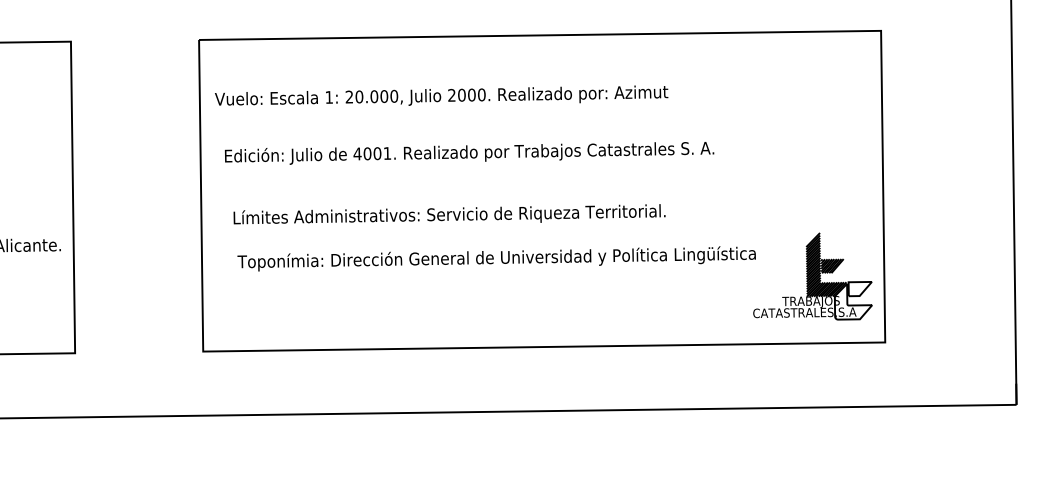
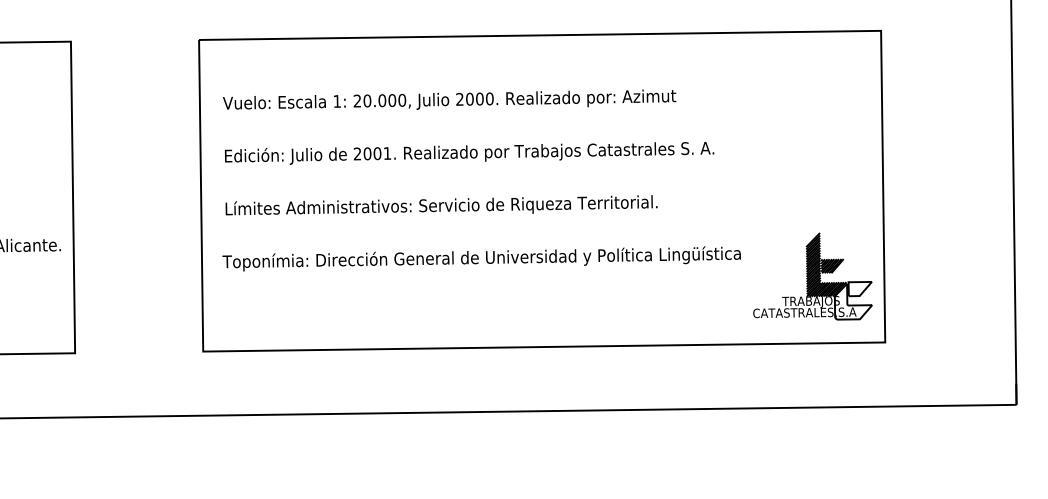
text position: (441, 95) -> (449, 99) (449, 99)
text: 4001. -> 2001. (357, 153)
text position: (449, 214) -> (441, 205) (441, 205)
text position: (496, 258) -> (481, 258) (481, 258)
